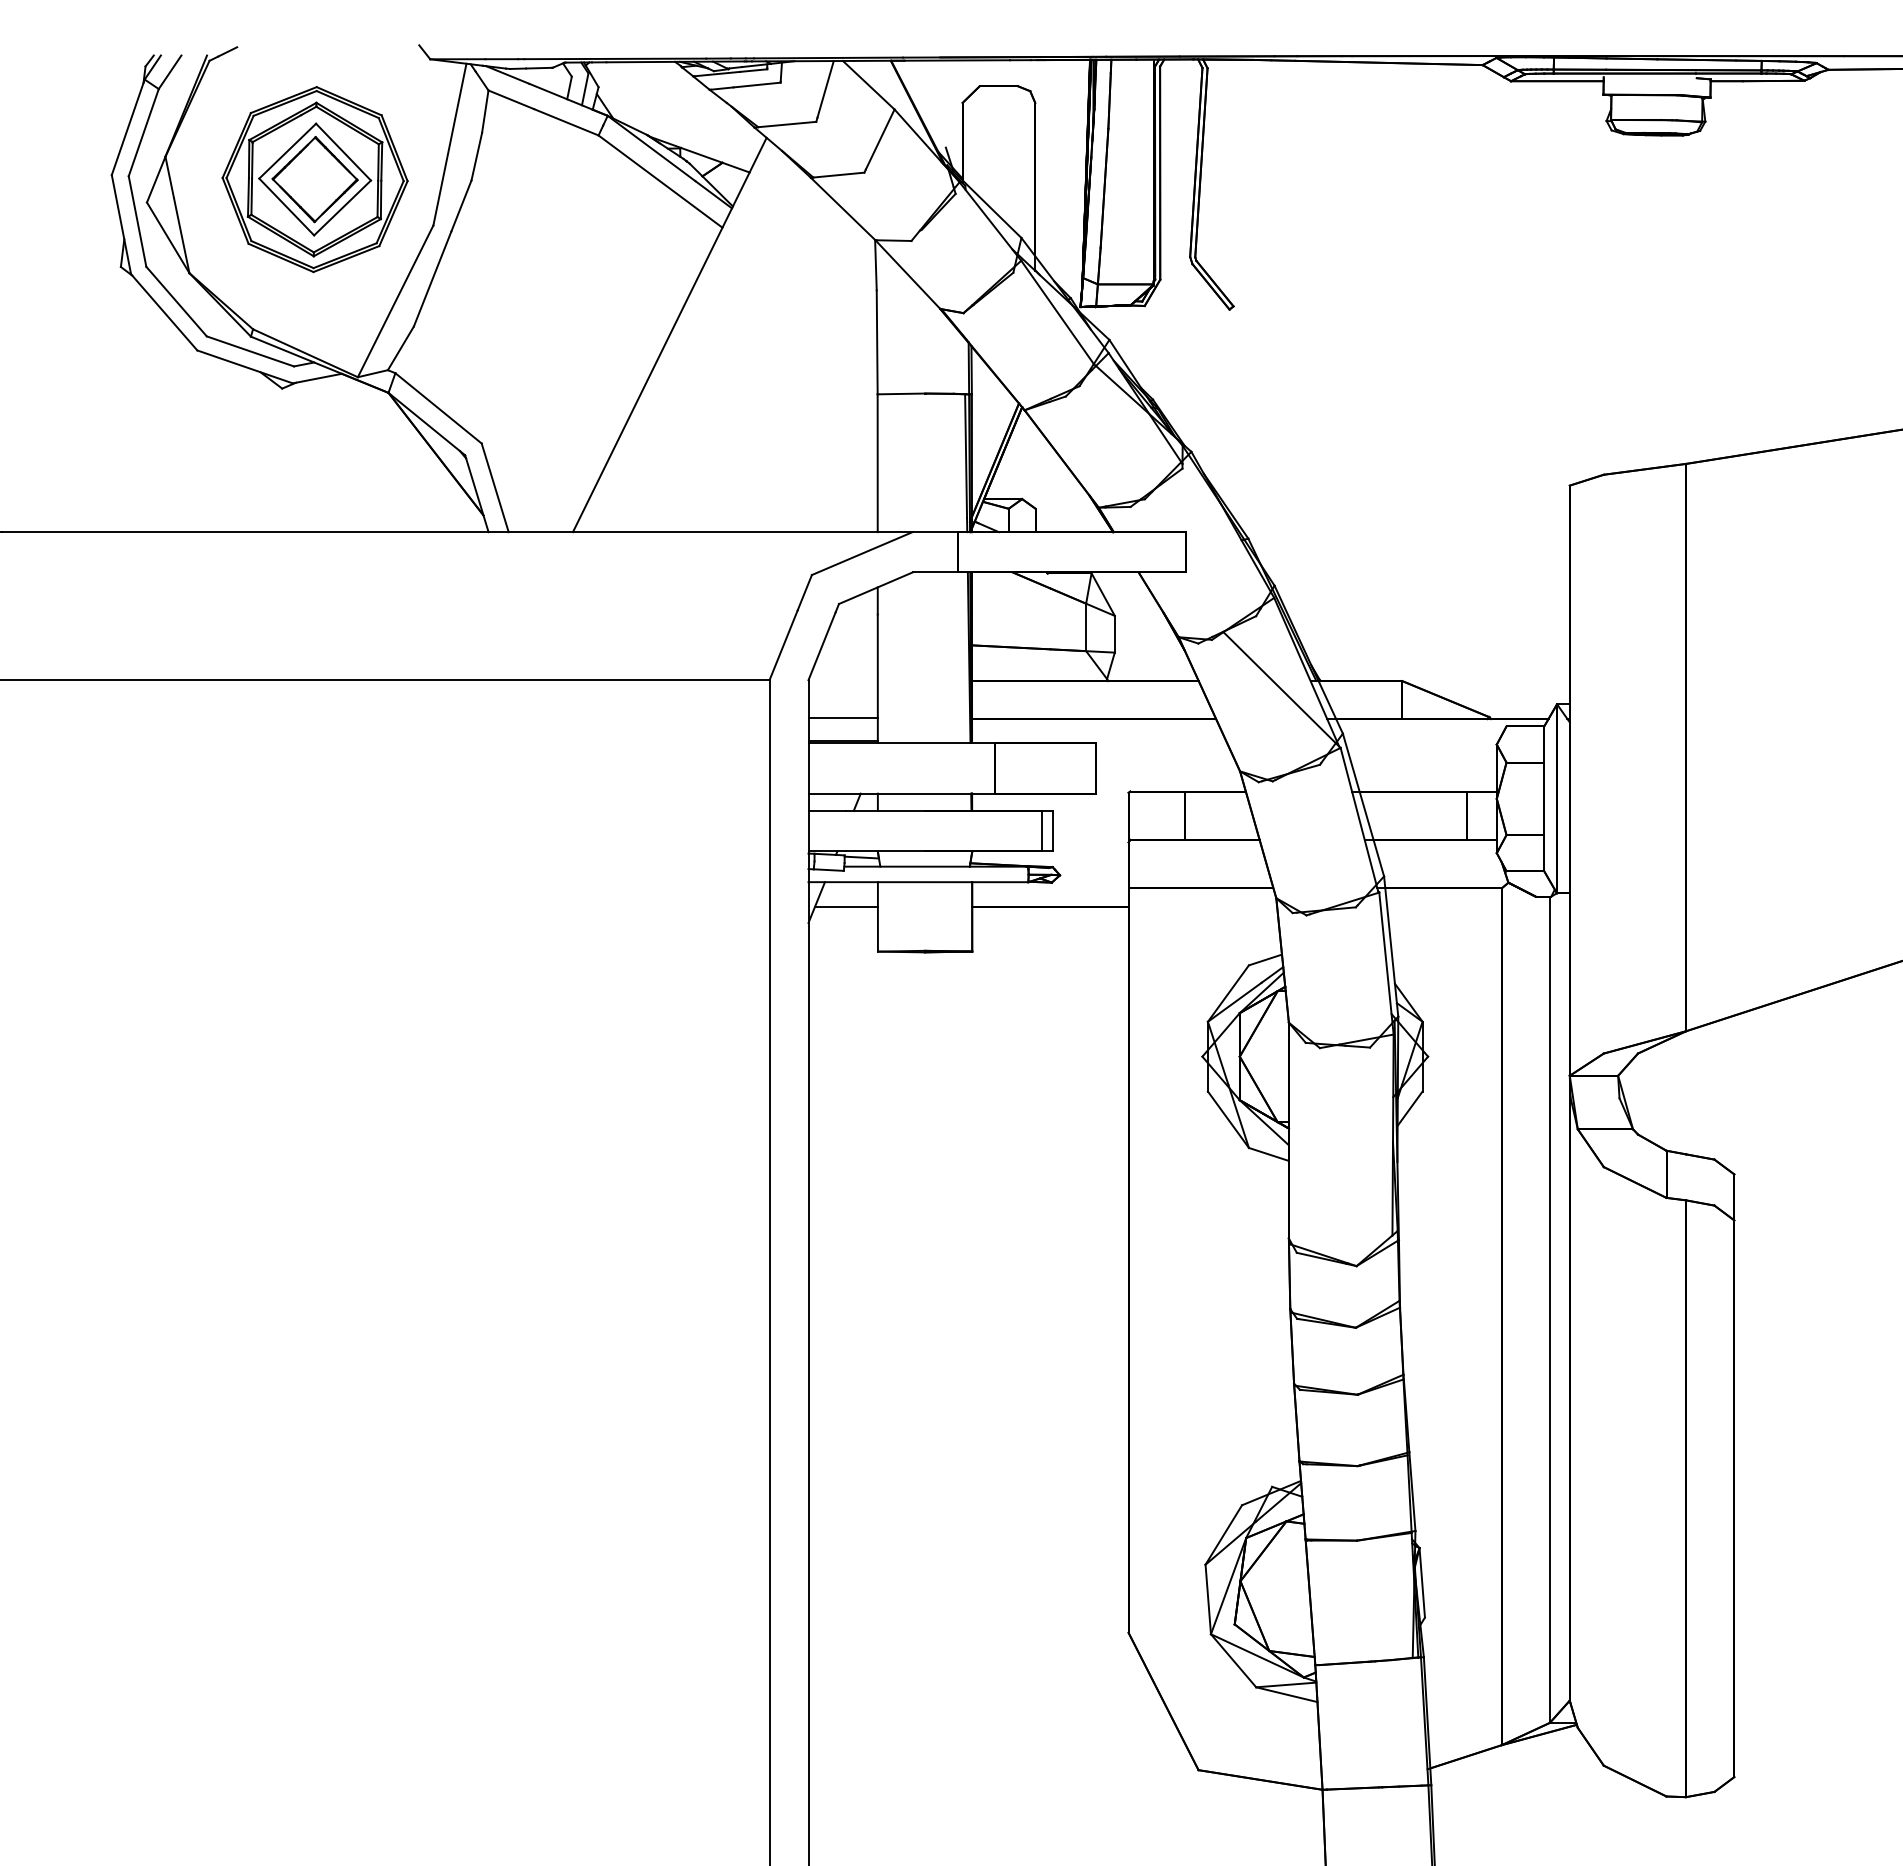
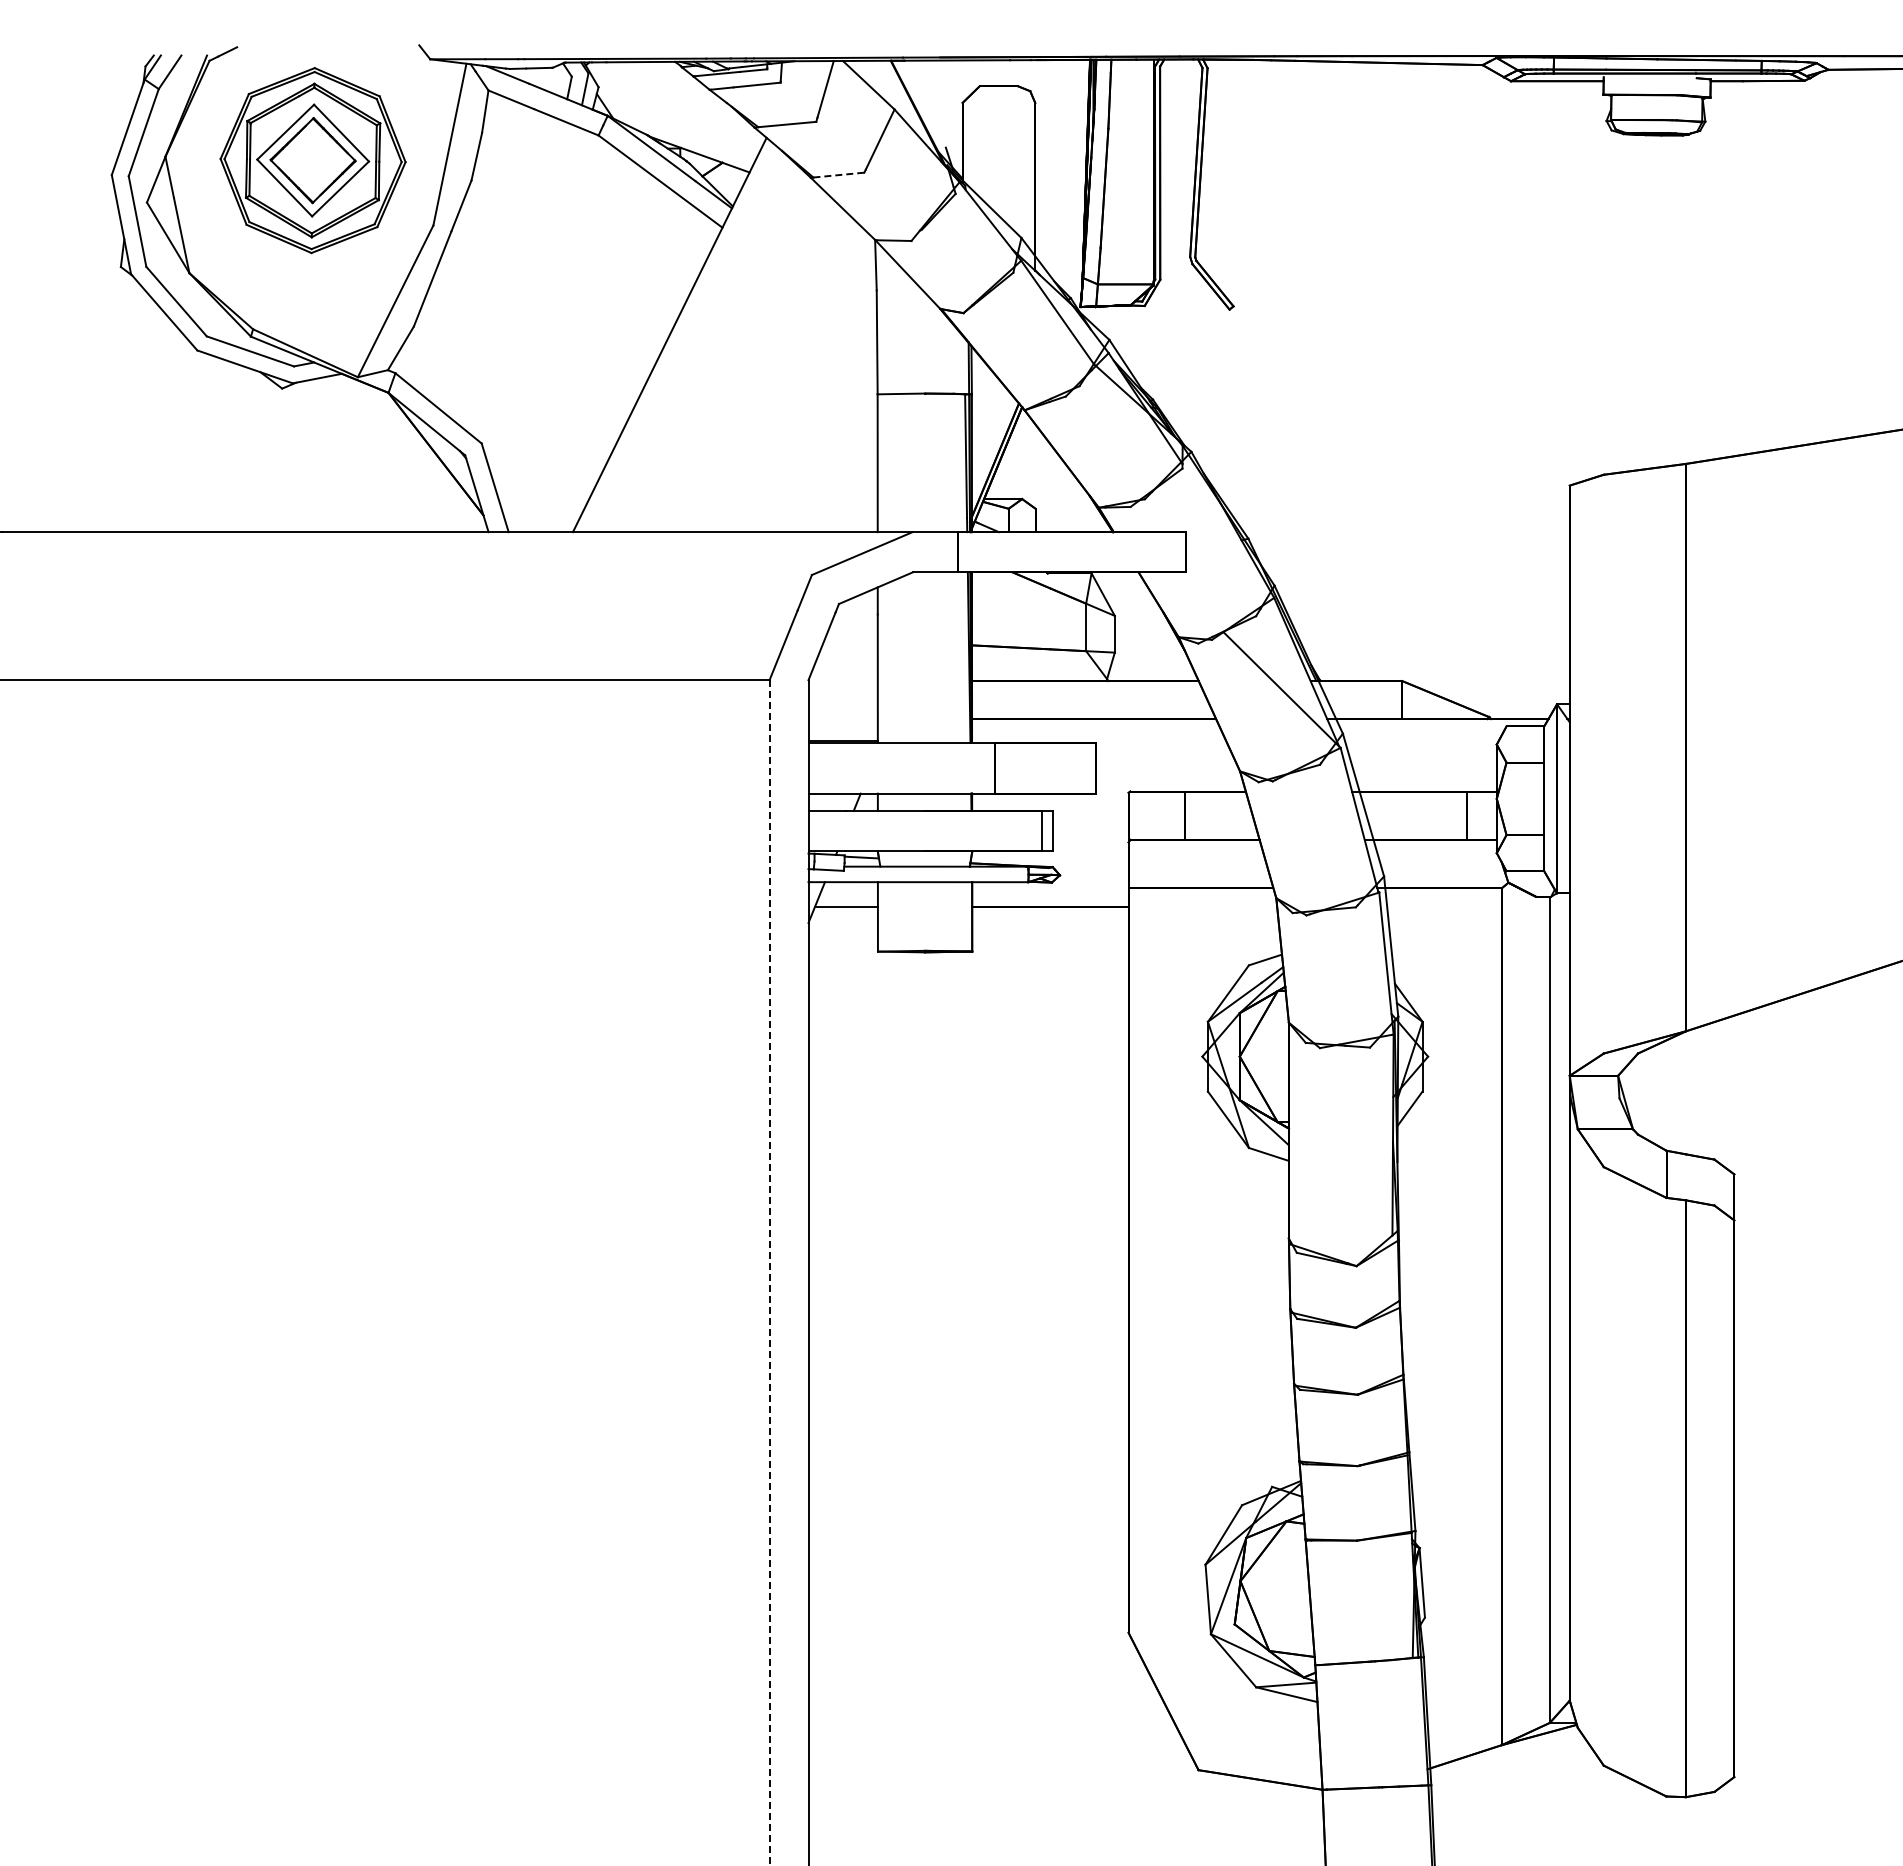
line: solid -> dashed (838, 175)
part position: (314, 179) -> (312, 160) (312, 160)
line: present -> none (842, 717)
line: solid -> dashed (769, 1273)
